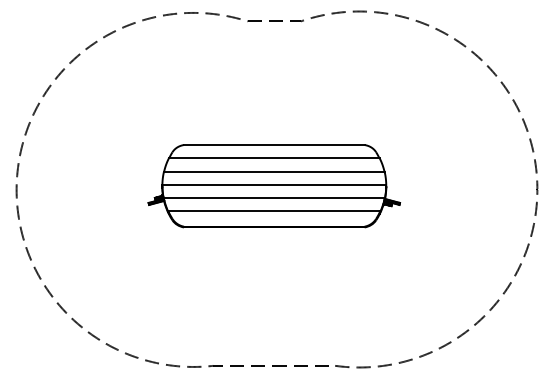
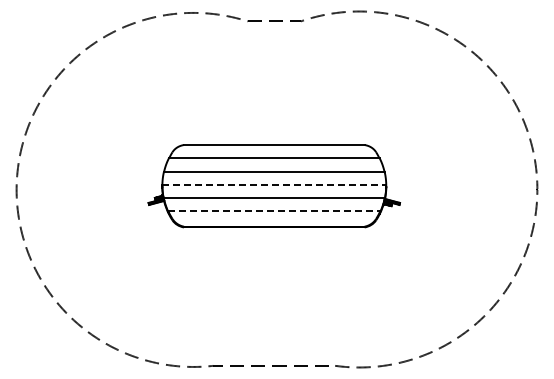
line: solid -> dashed (274, 184)
line: solid -> dashed (274, 211)
